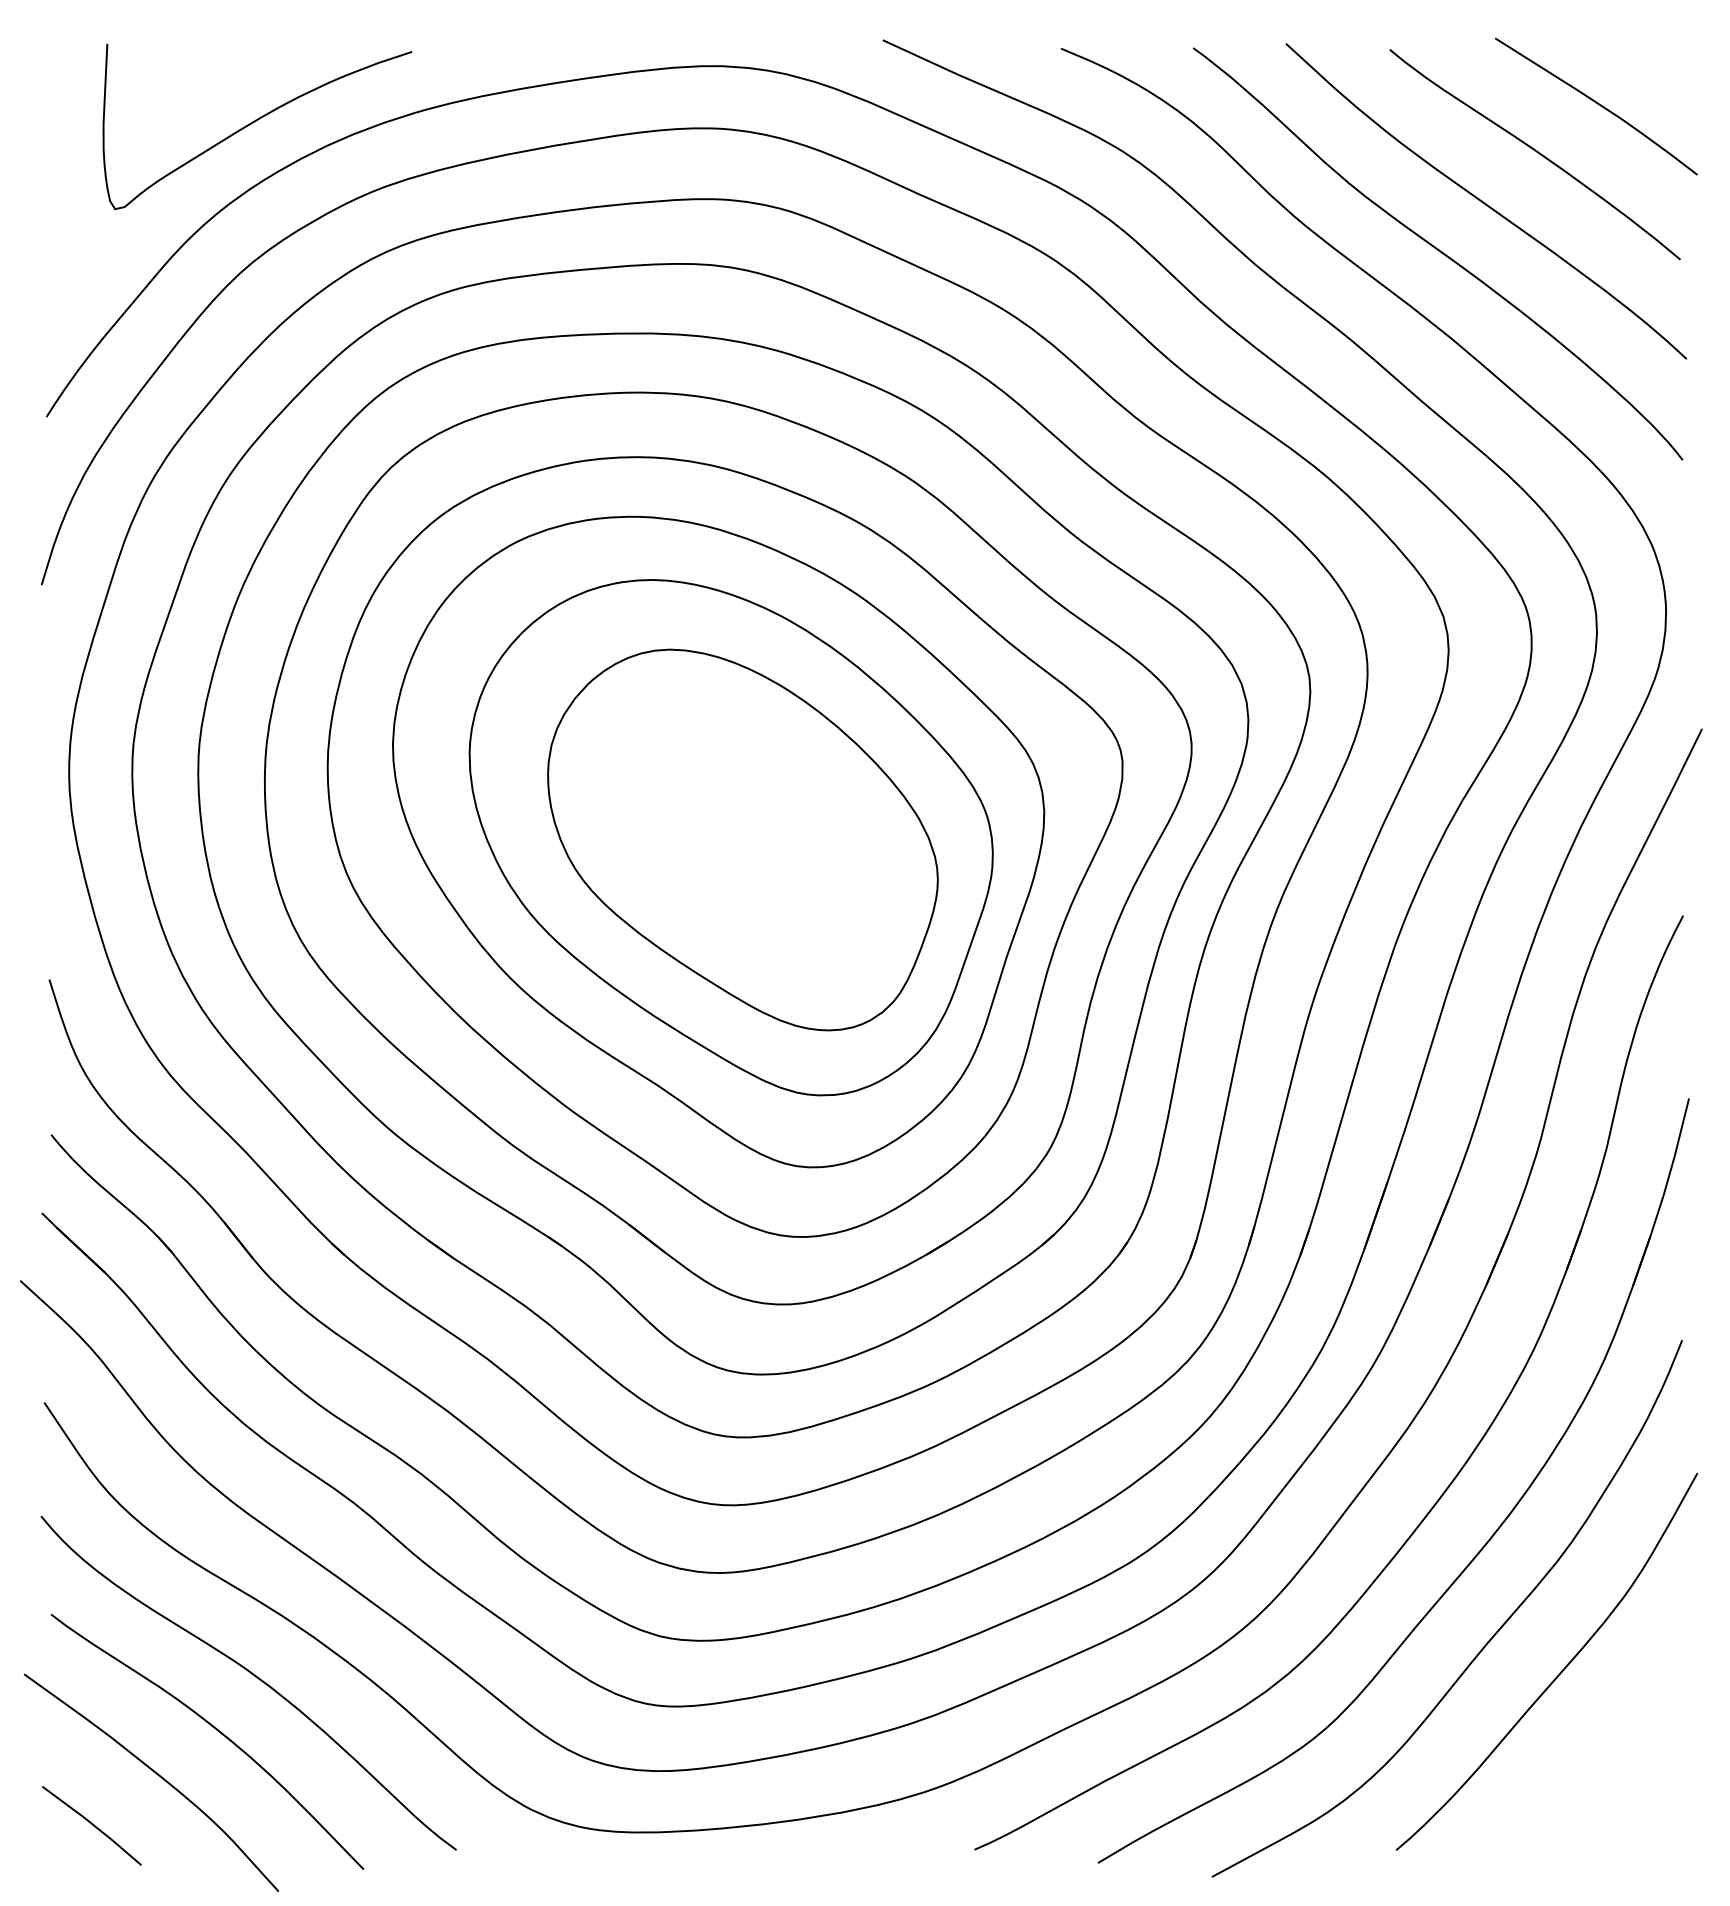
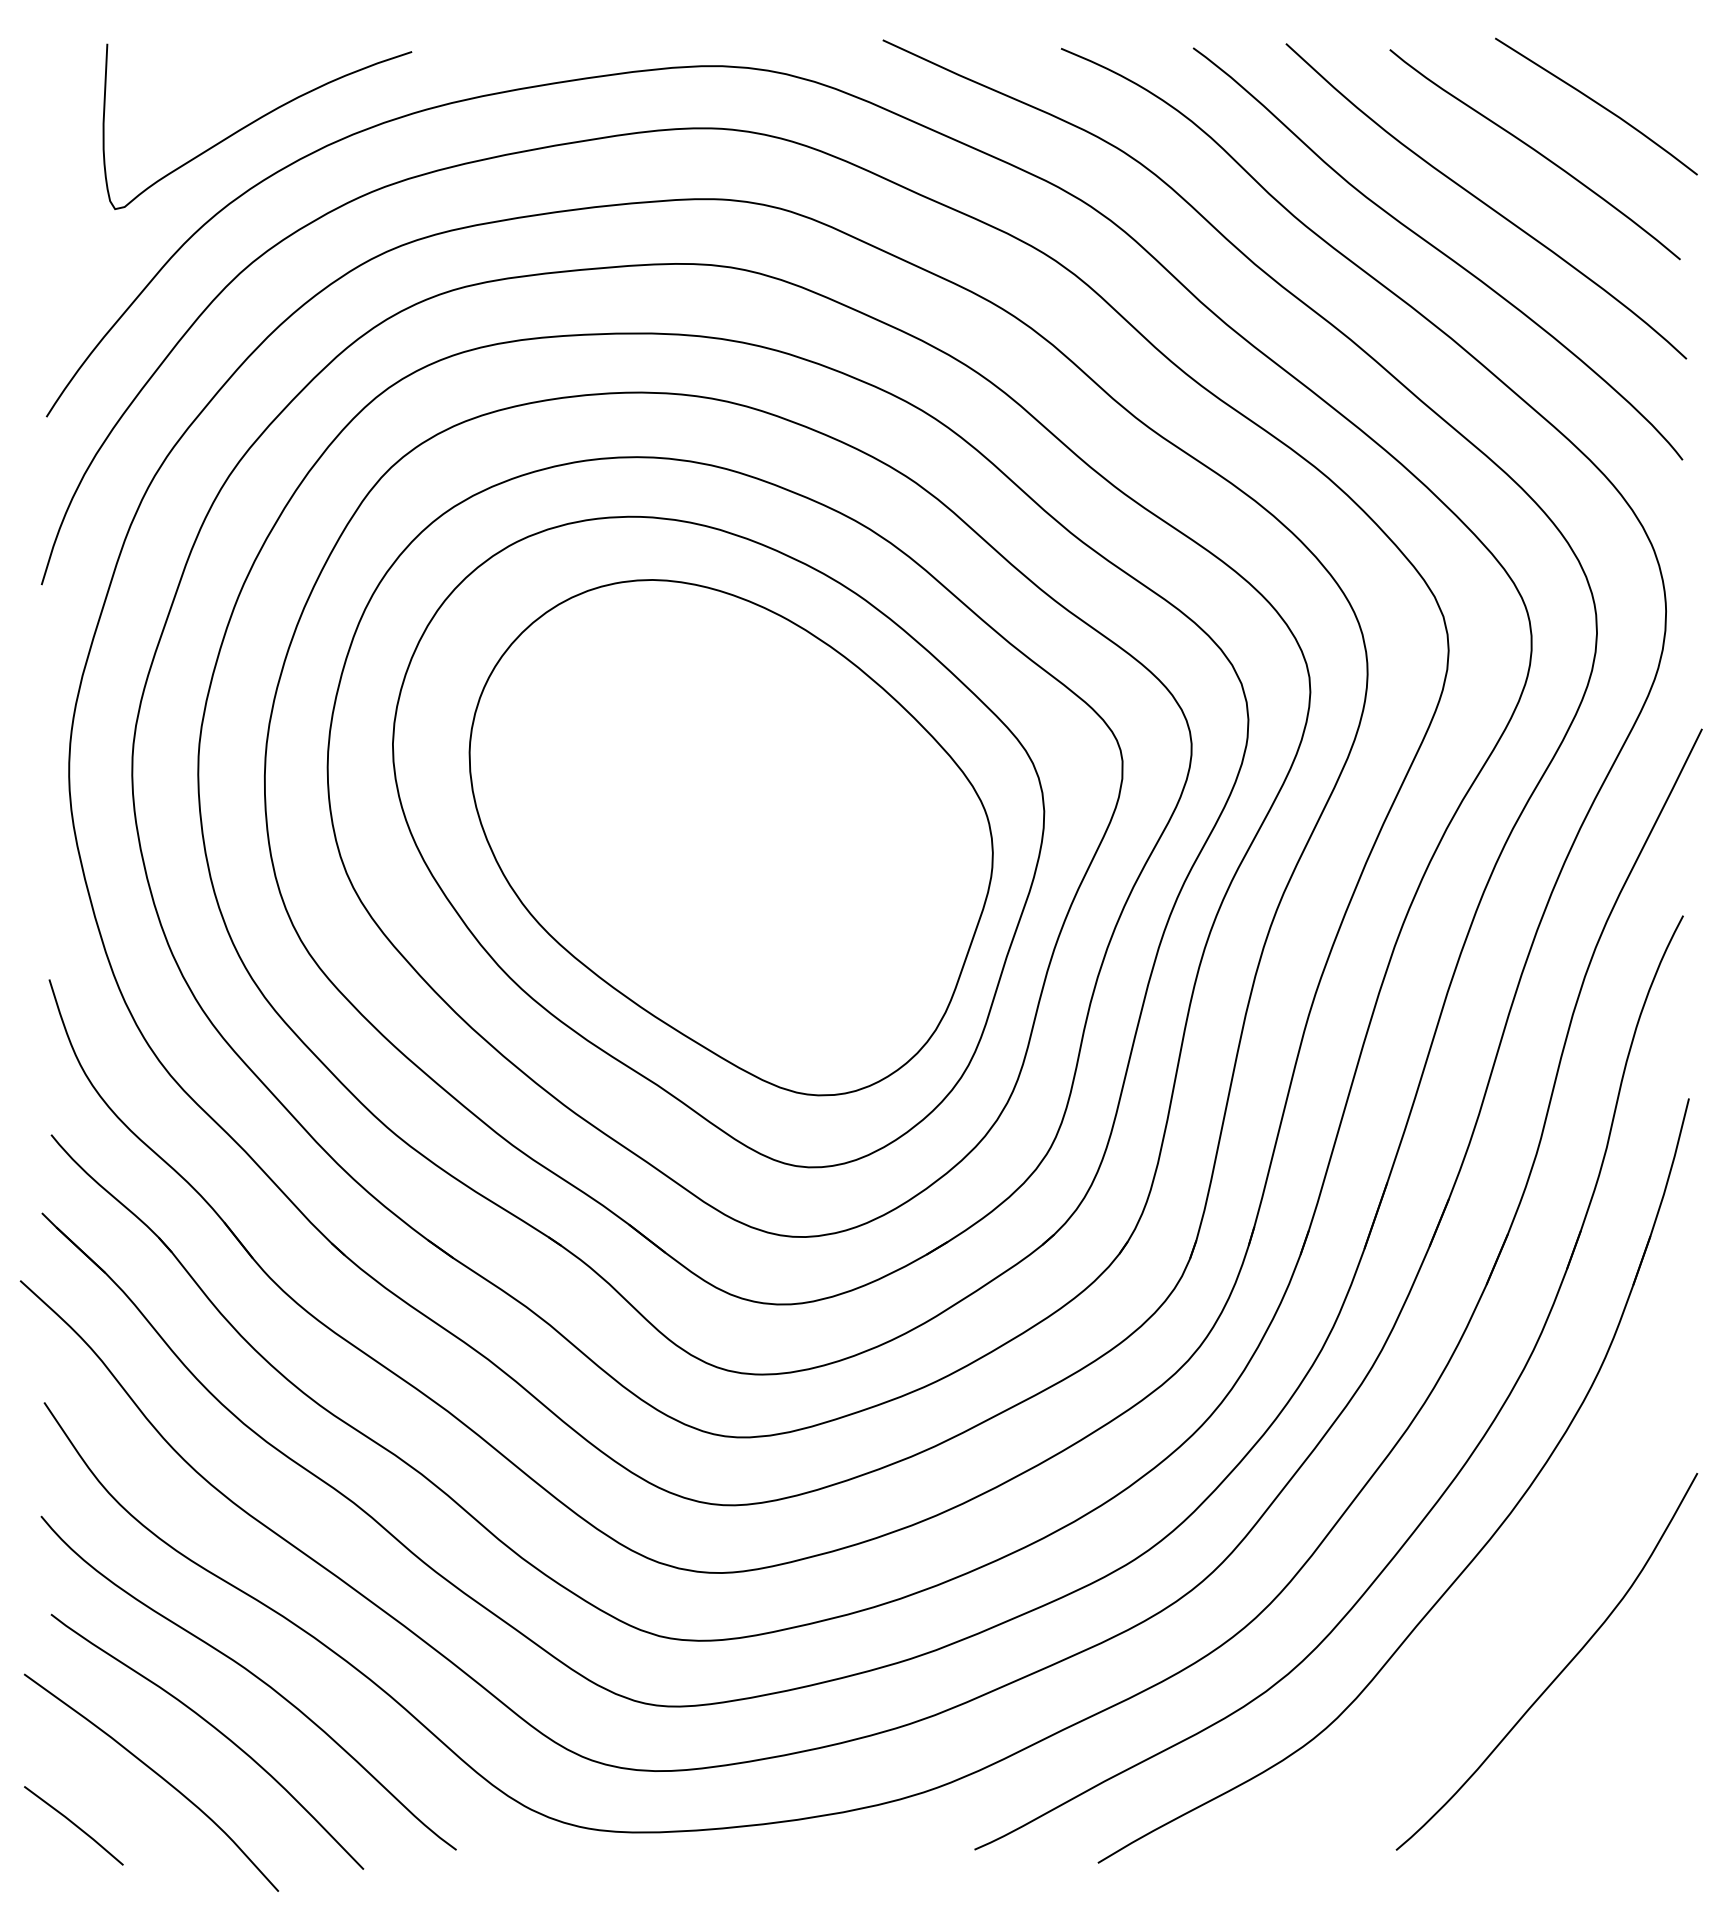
part: present -> none (742, 839)
curve: present -> none (1486, 1642)
line position: (91, 1824) -> (73, 1824) (73, 1824)
